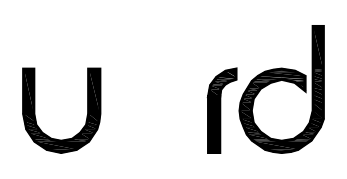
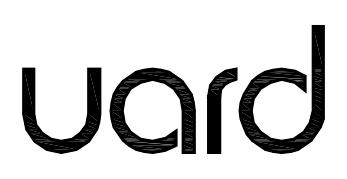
part: none -> present (124, 108)
